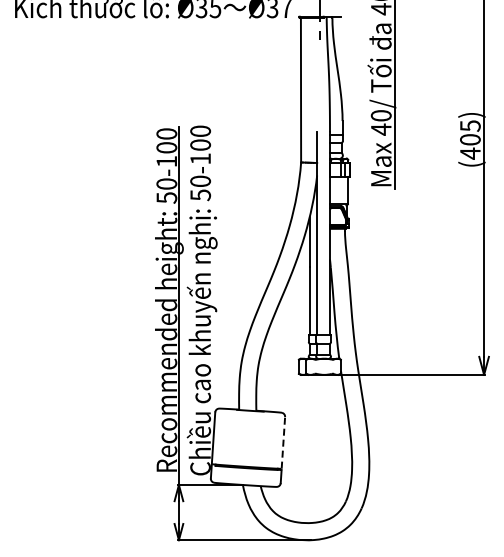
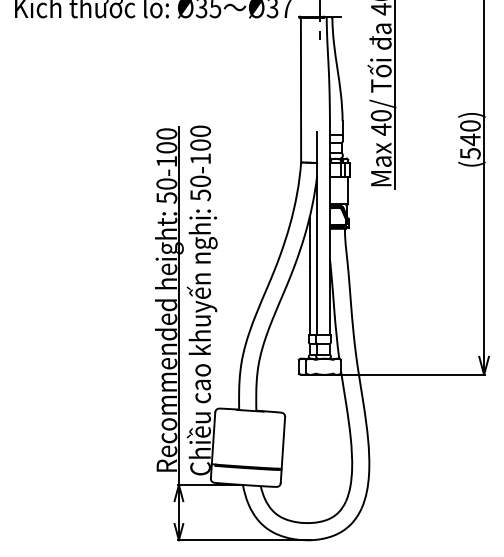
text: (405) -> (540) (470, 139)
line: dashed -> solid (283, 442)
